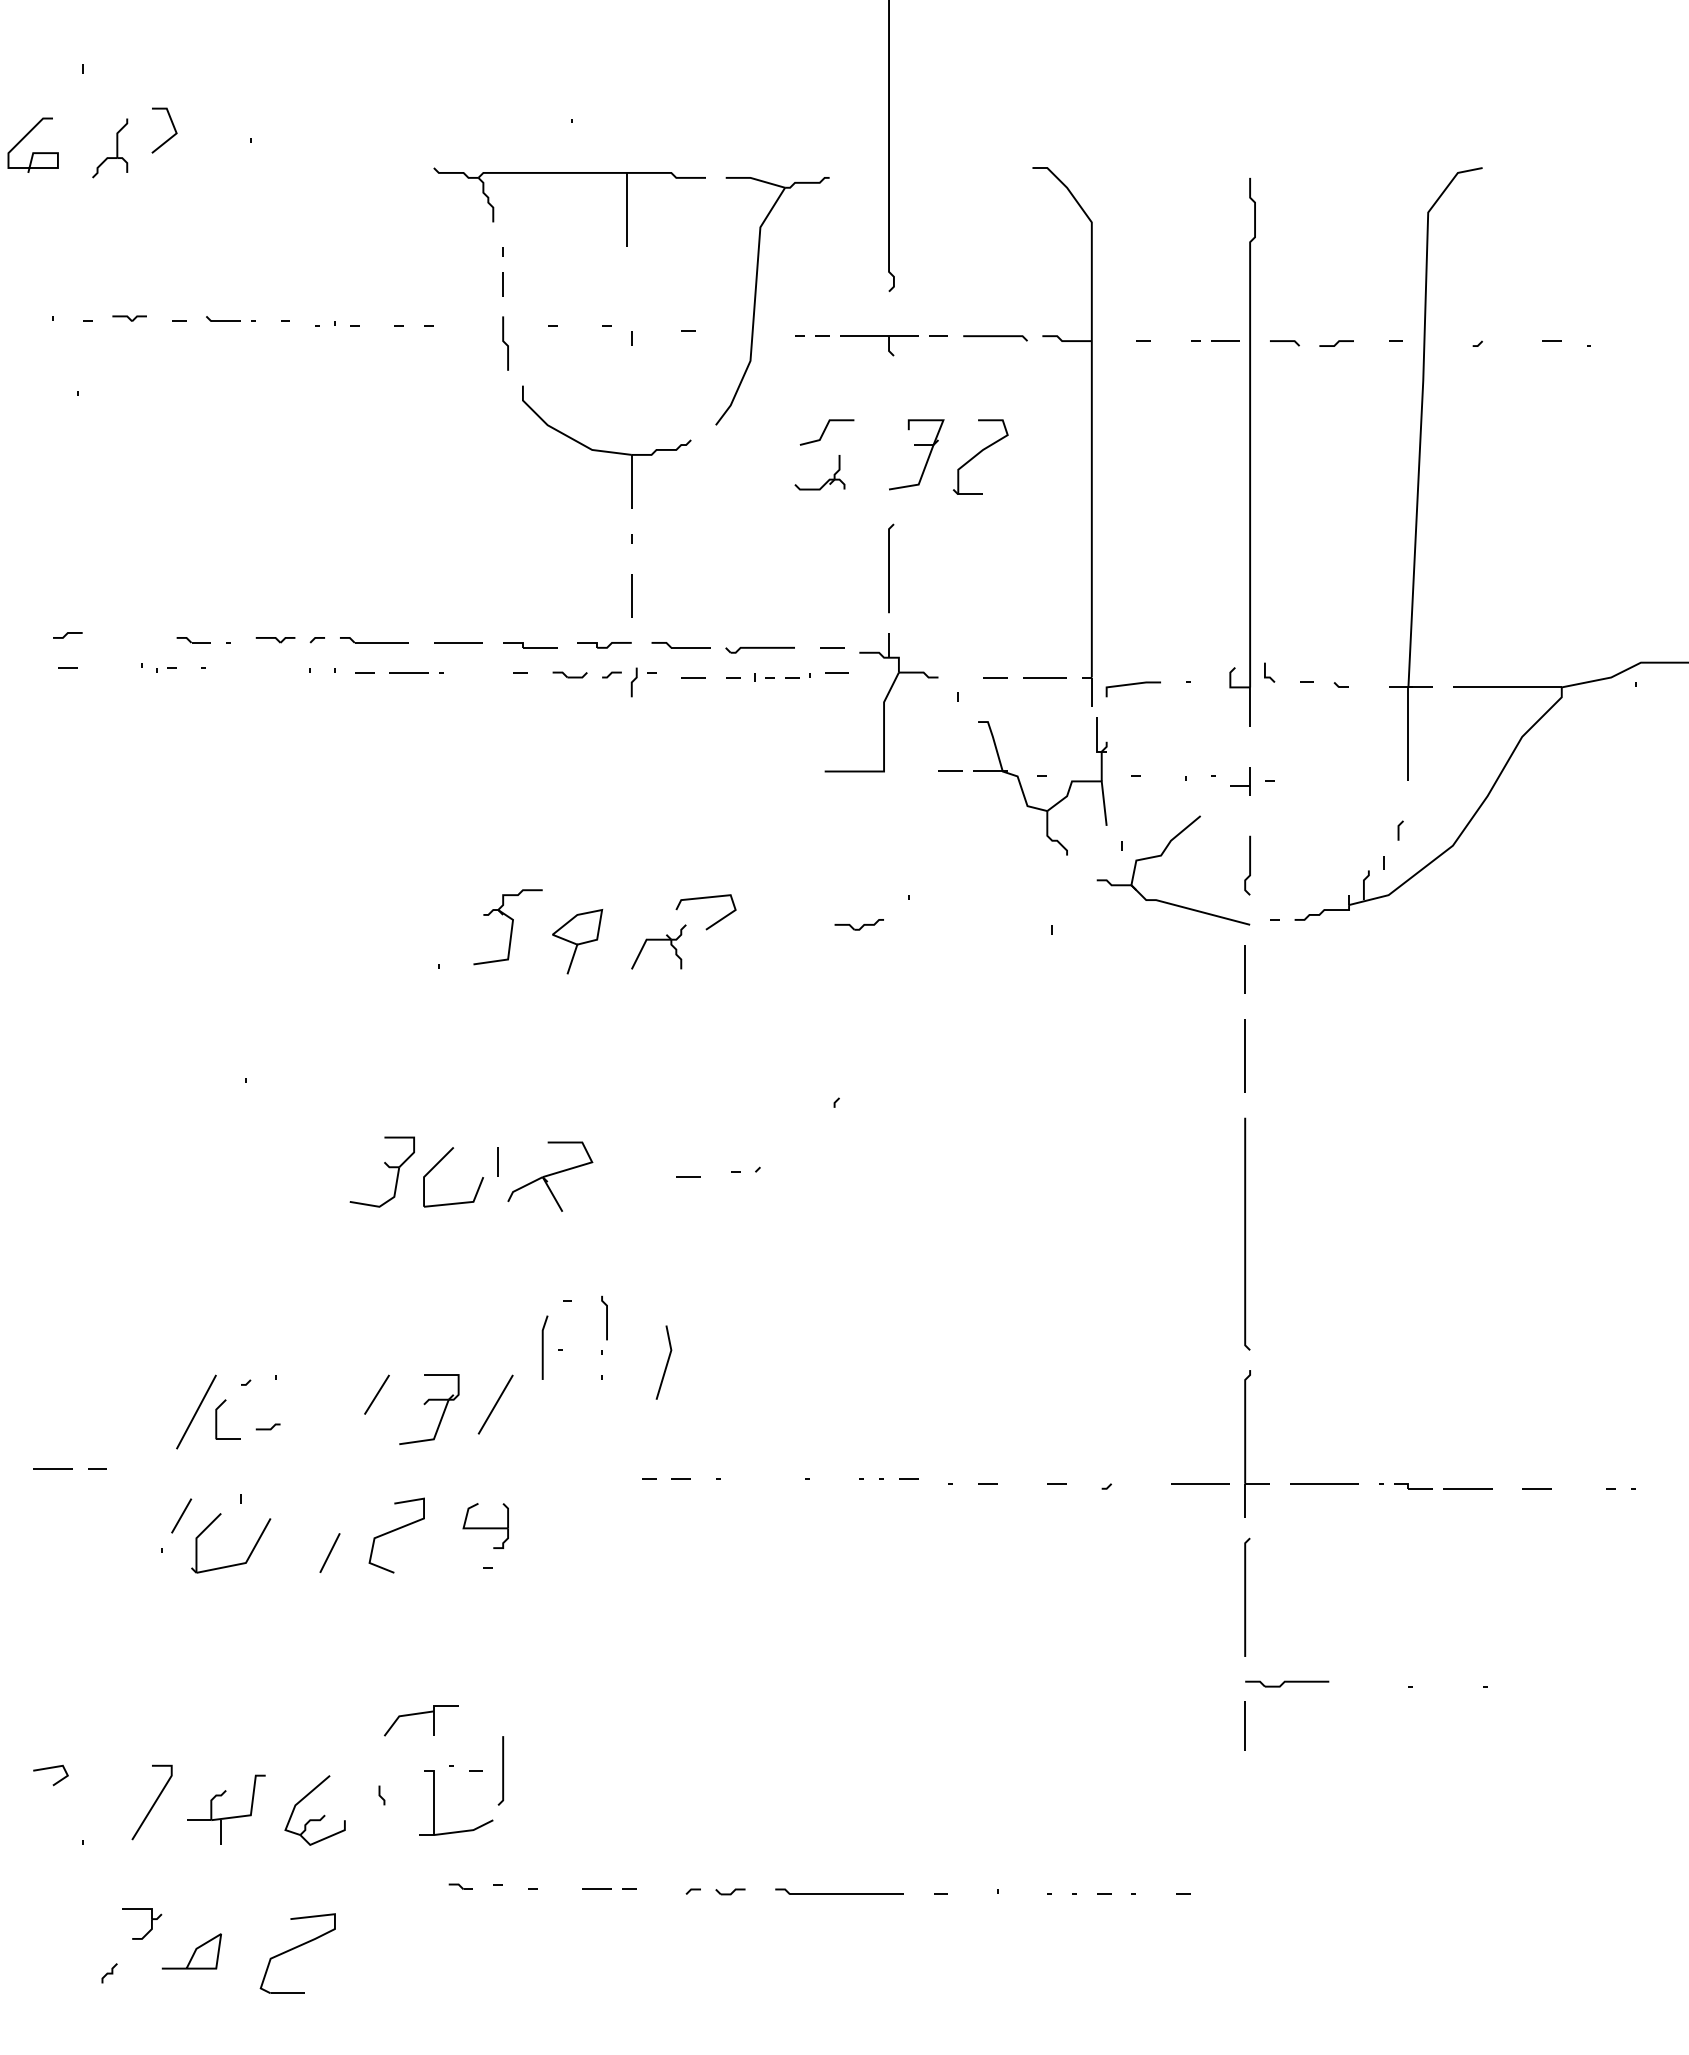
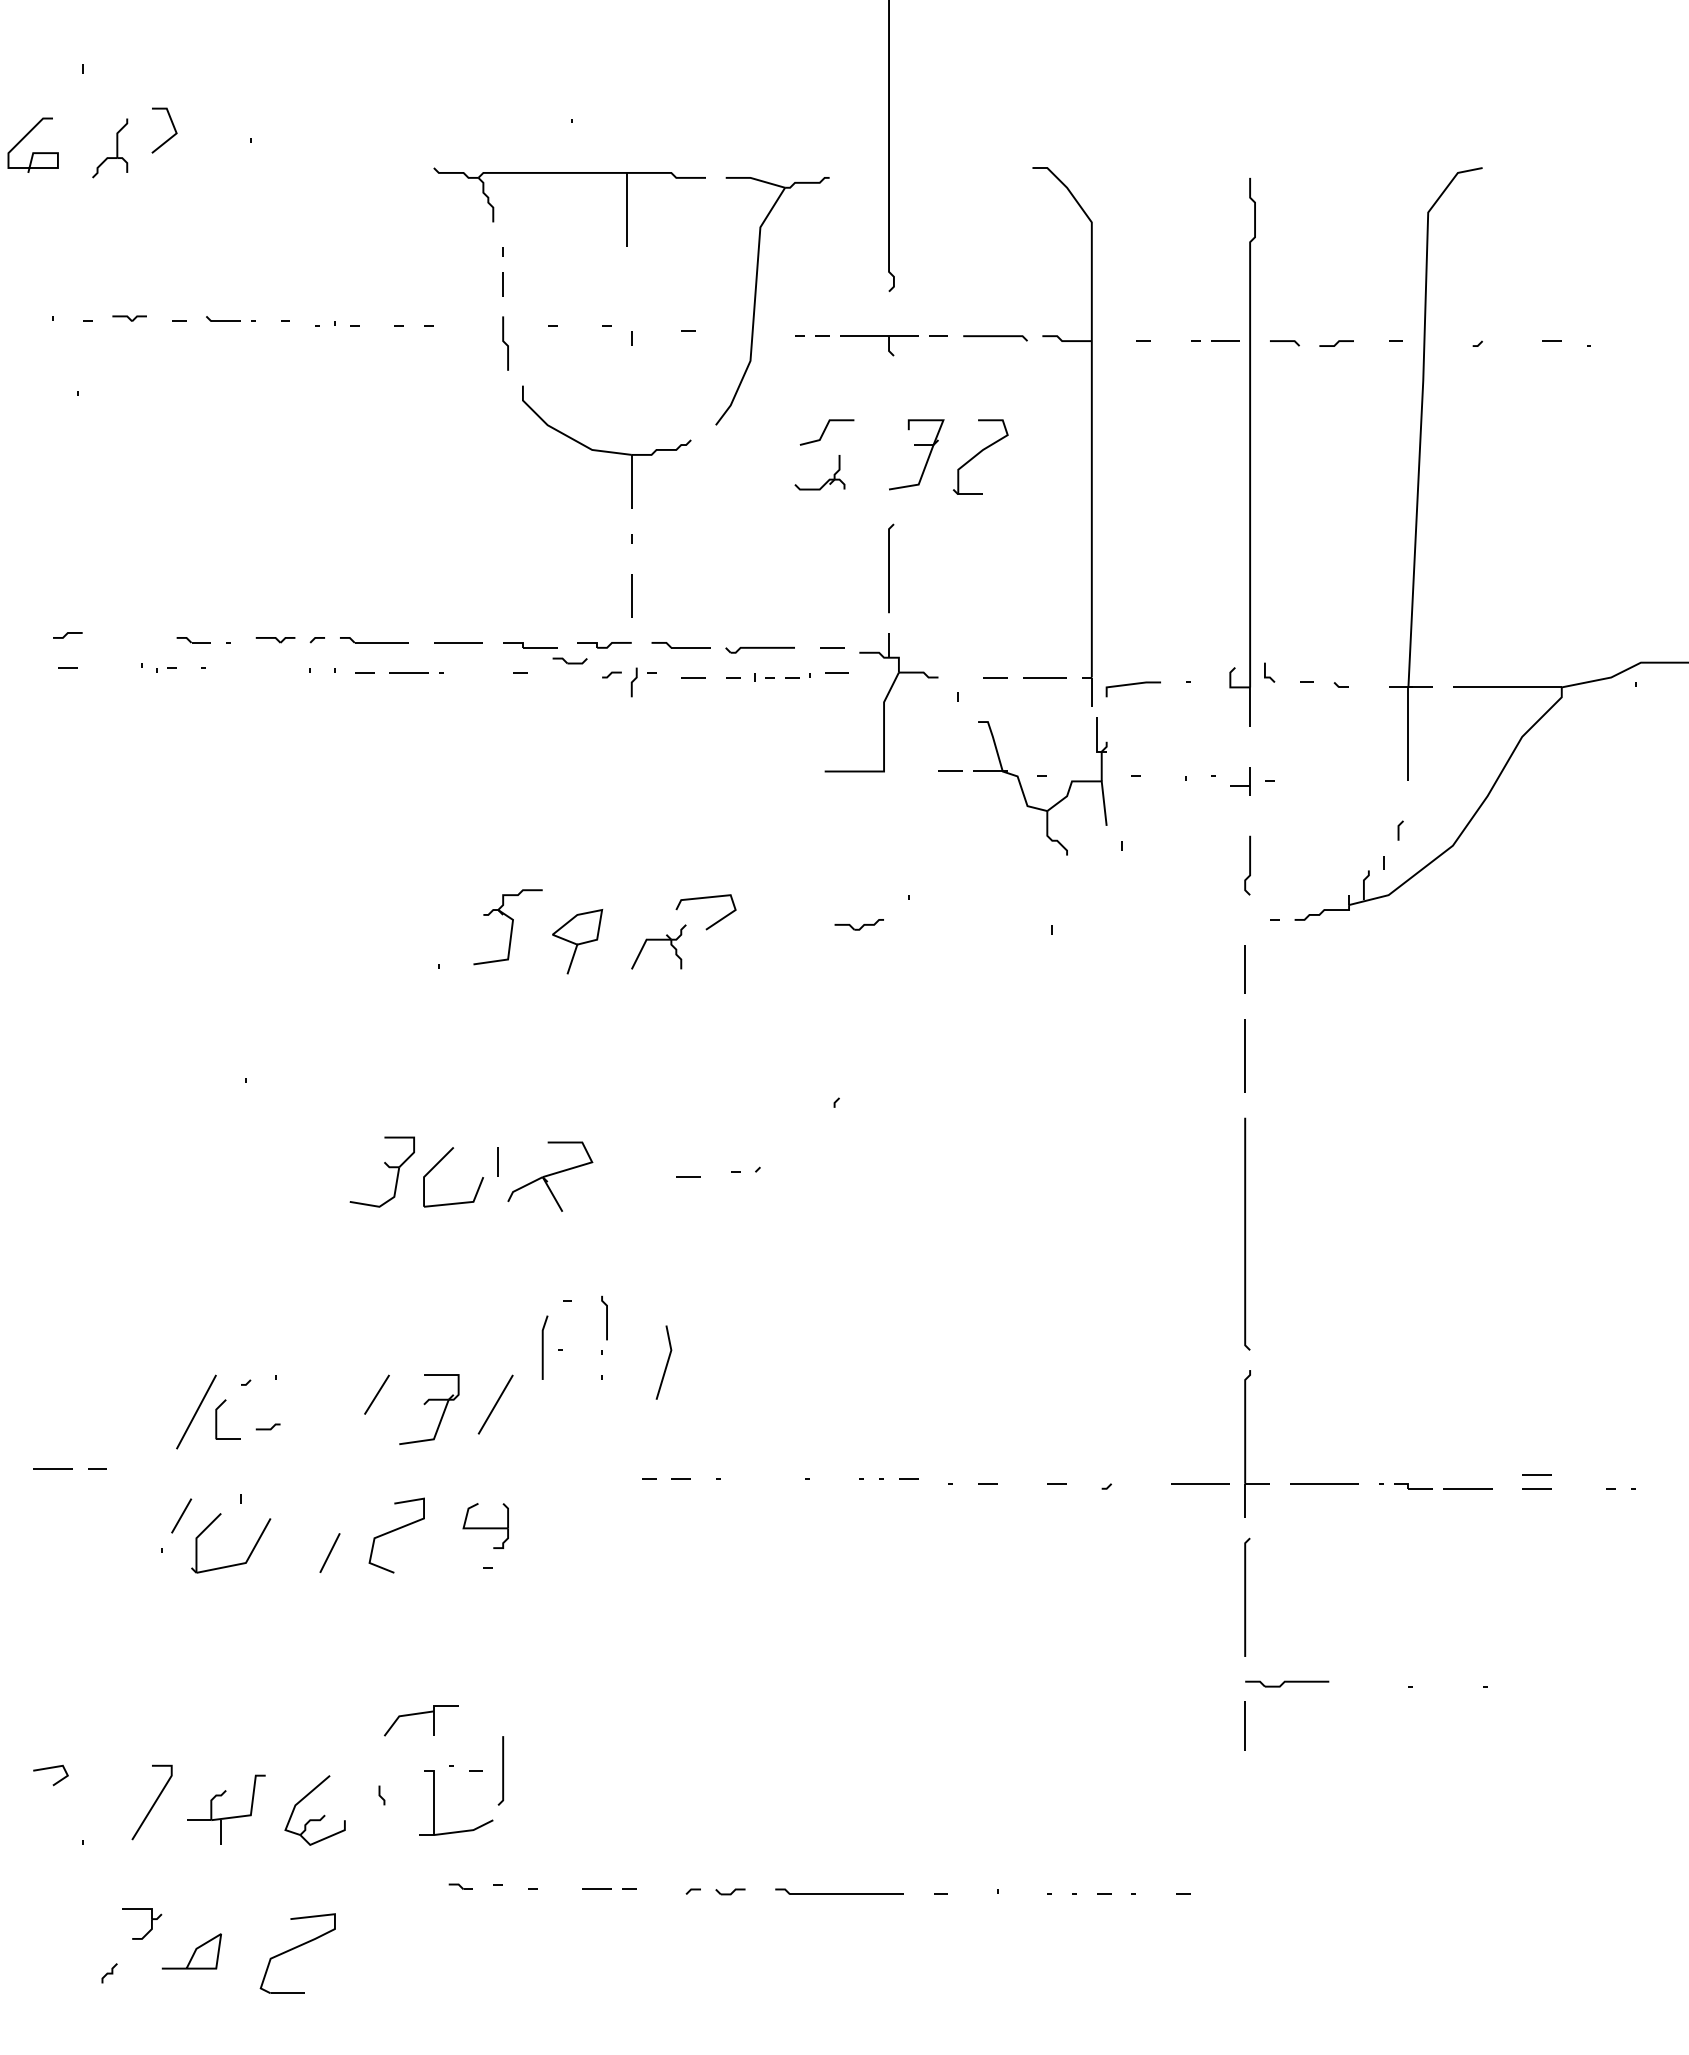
part position: (569, 674) -> (569, 660) (569, 660)
part: present -> none (1161, 856)
line: none -> present (1536, 1474)
